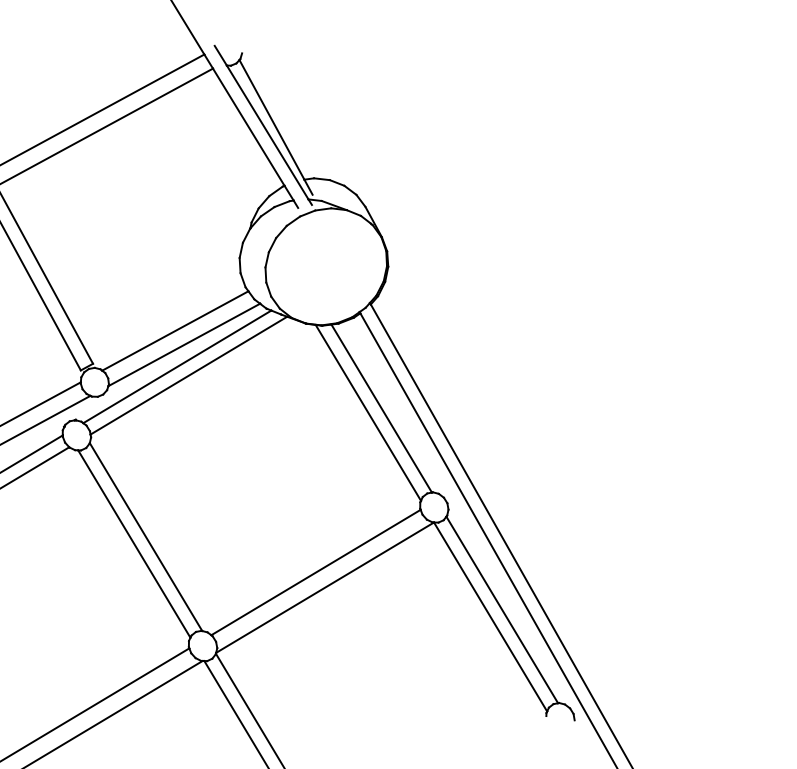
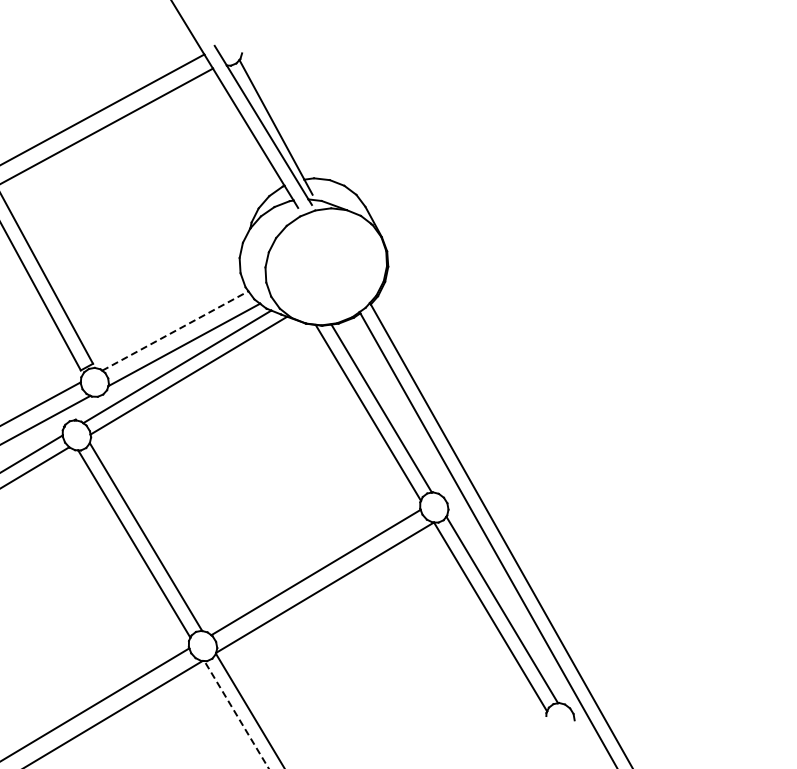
line: solid -> dashed (175, 330)
line: solid -> dashed (236, 714)
